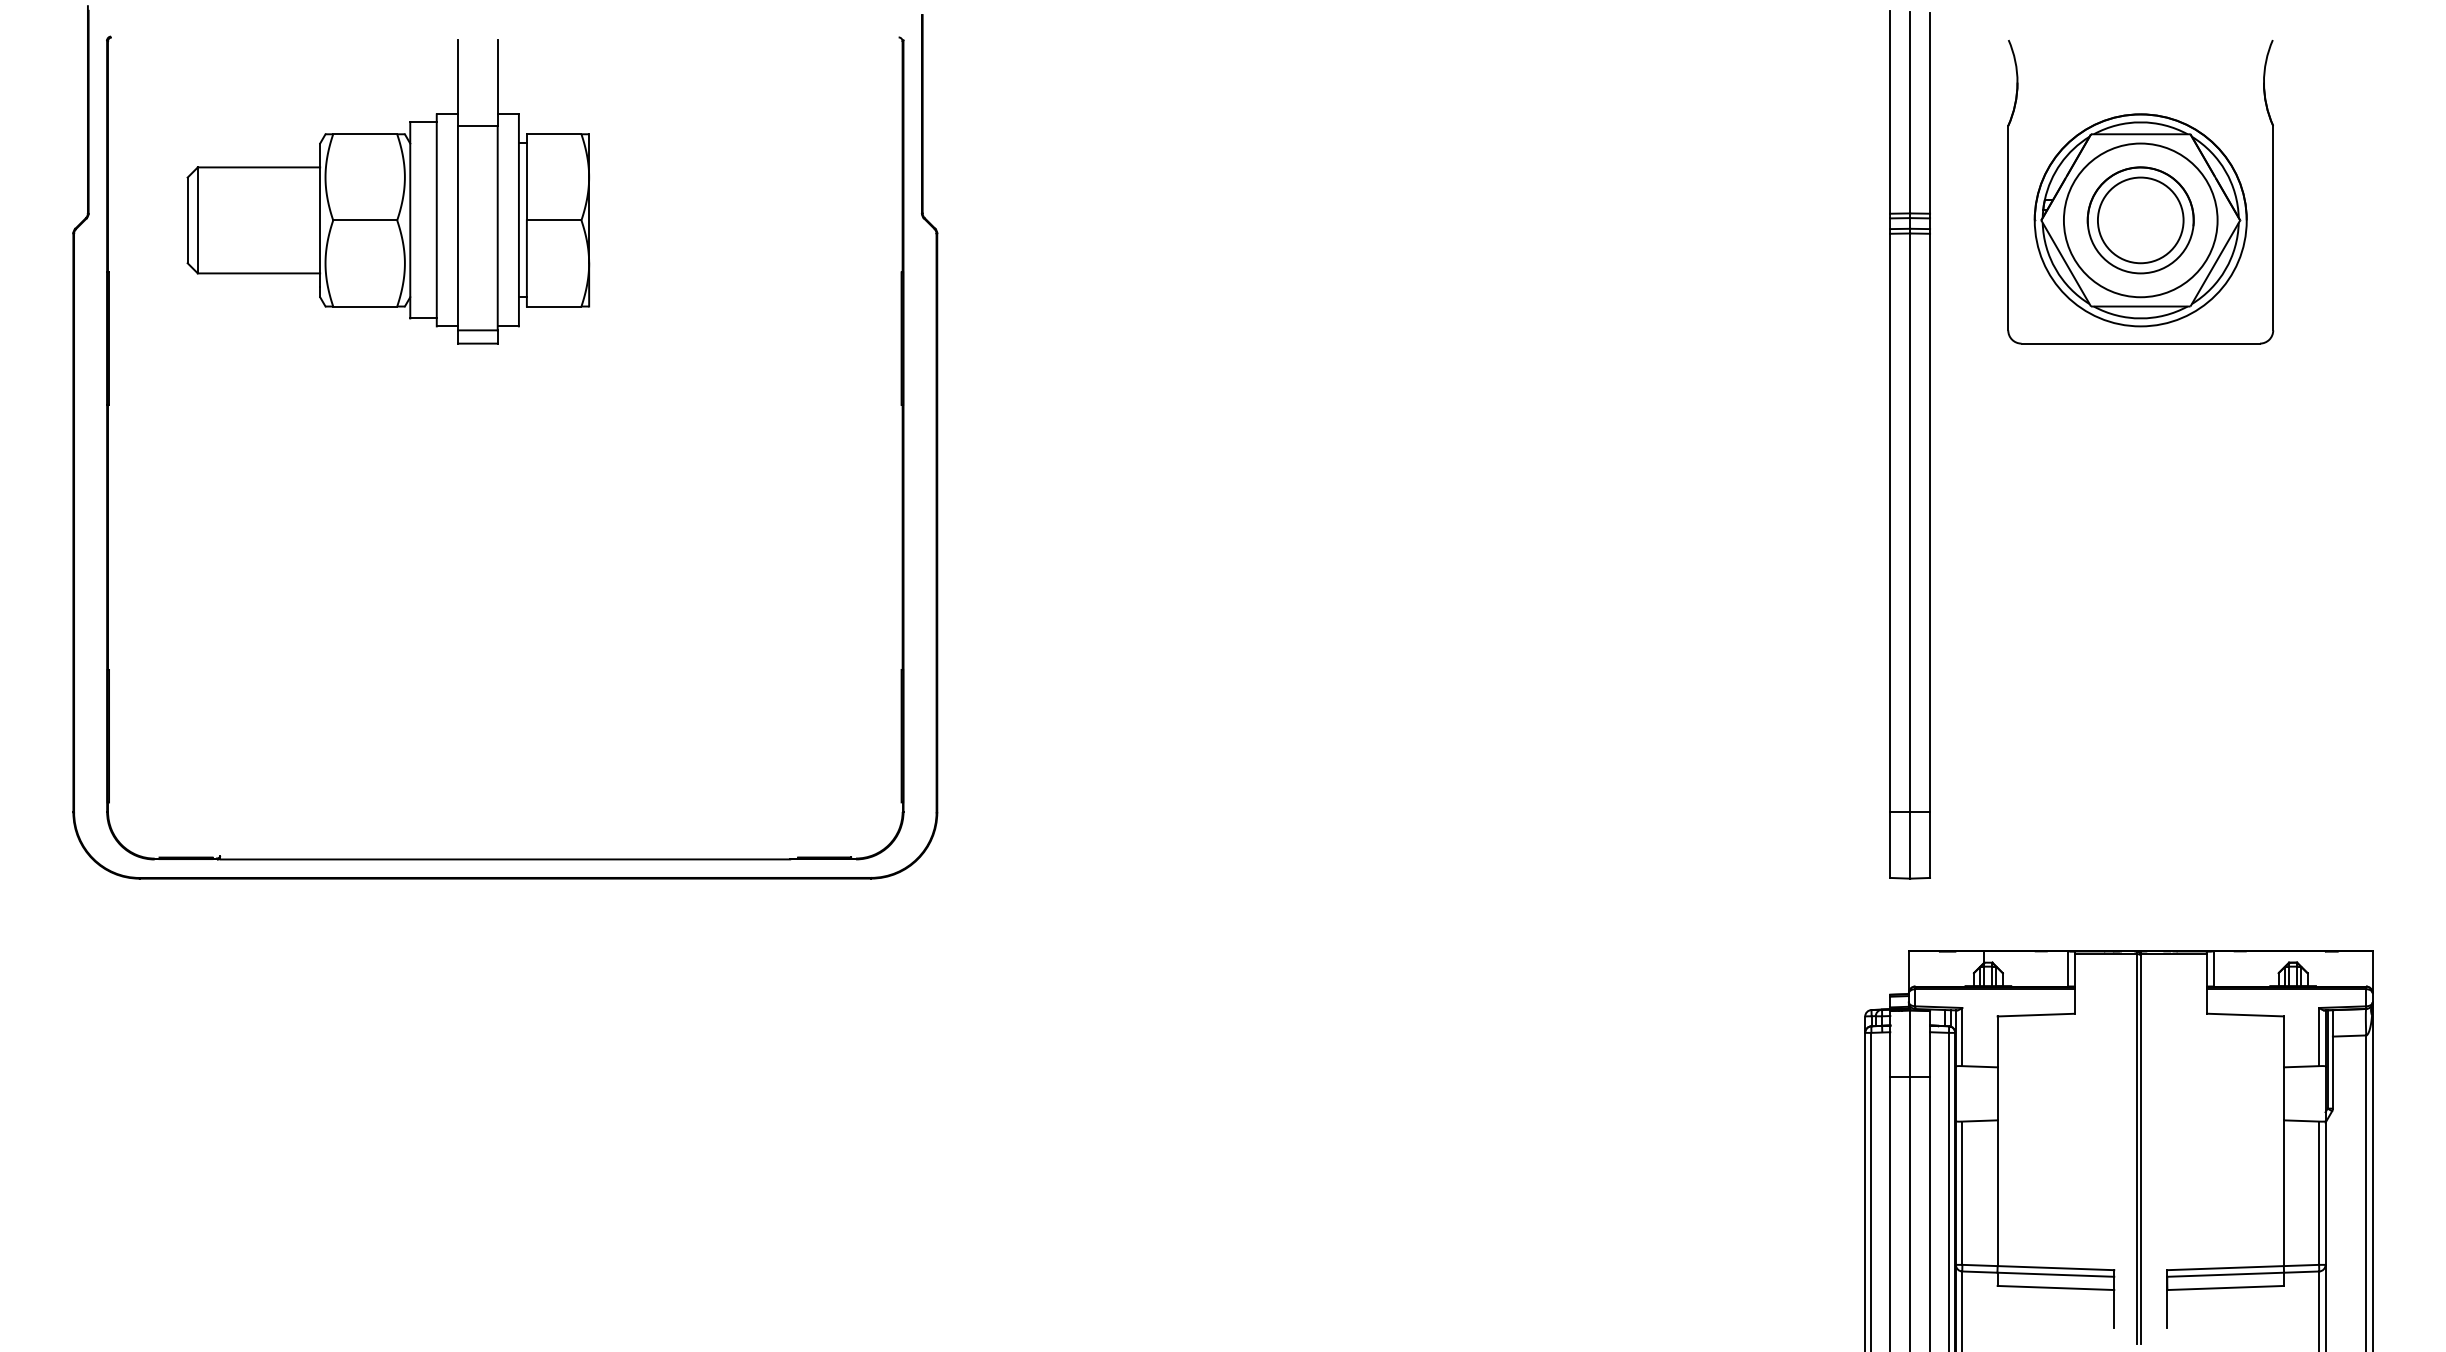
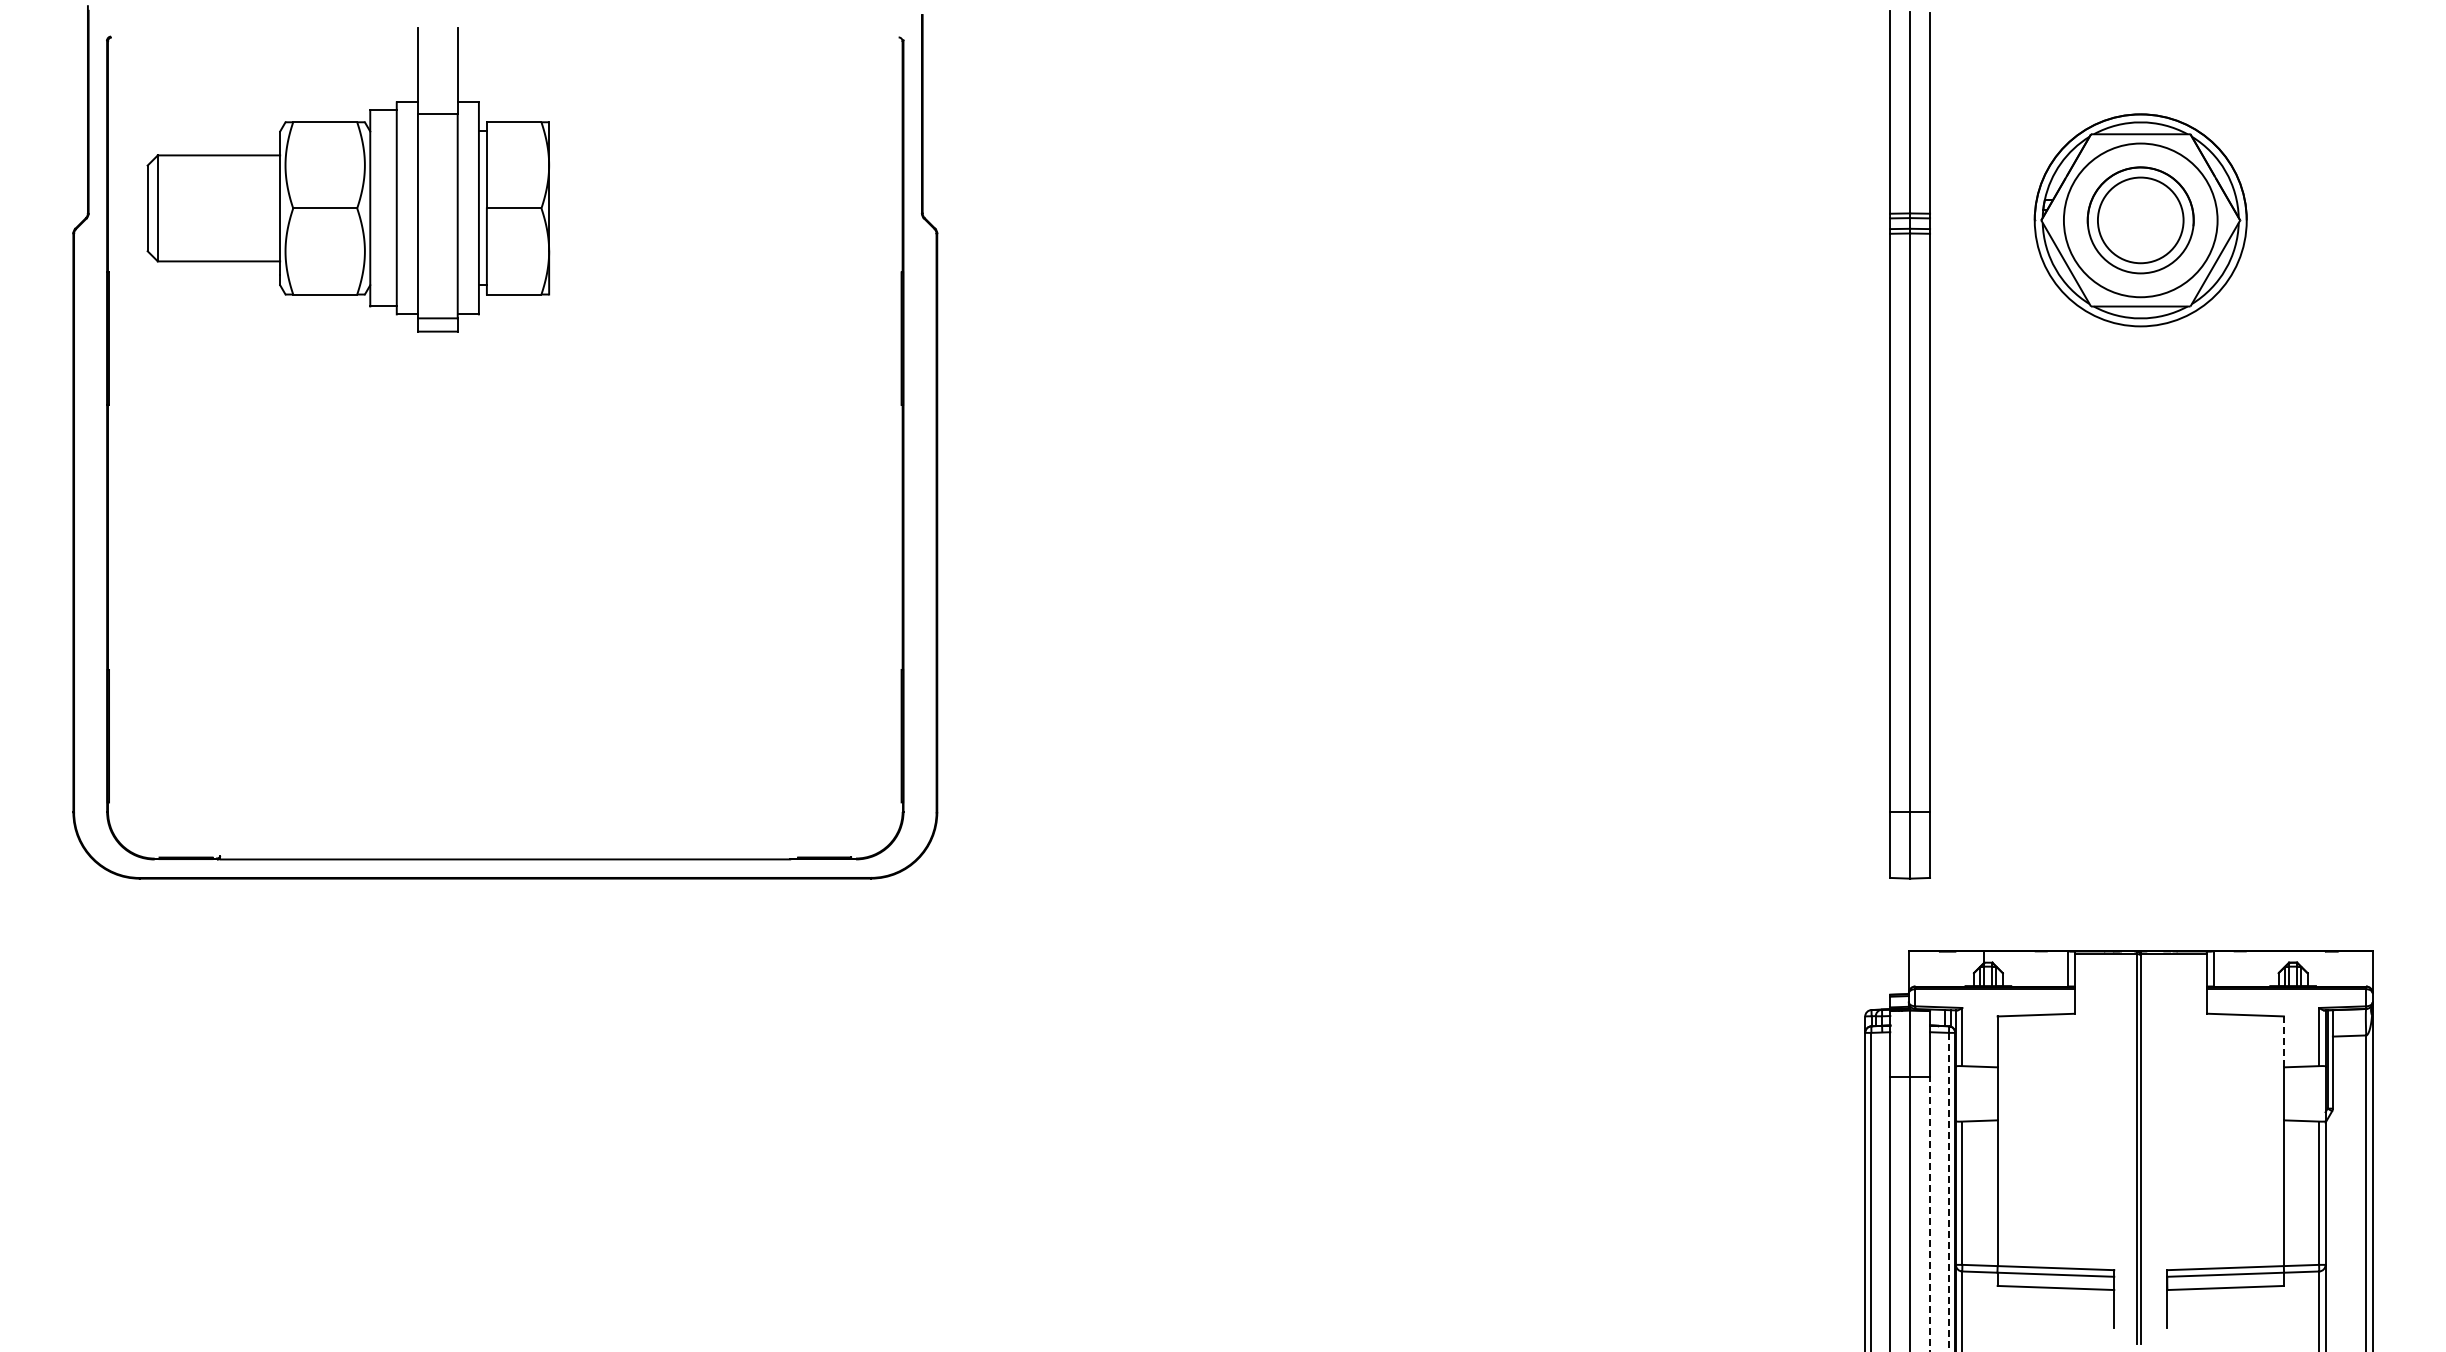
part position: (388, 191) -> (348, 179) (348, 179)
part: present -> none (2008, 191)
line: solid -> dashed (2283, 1041)
line: solid -> dashed (1948, 1192)
line: solid -> dashed (1930, 1213)
